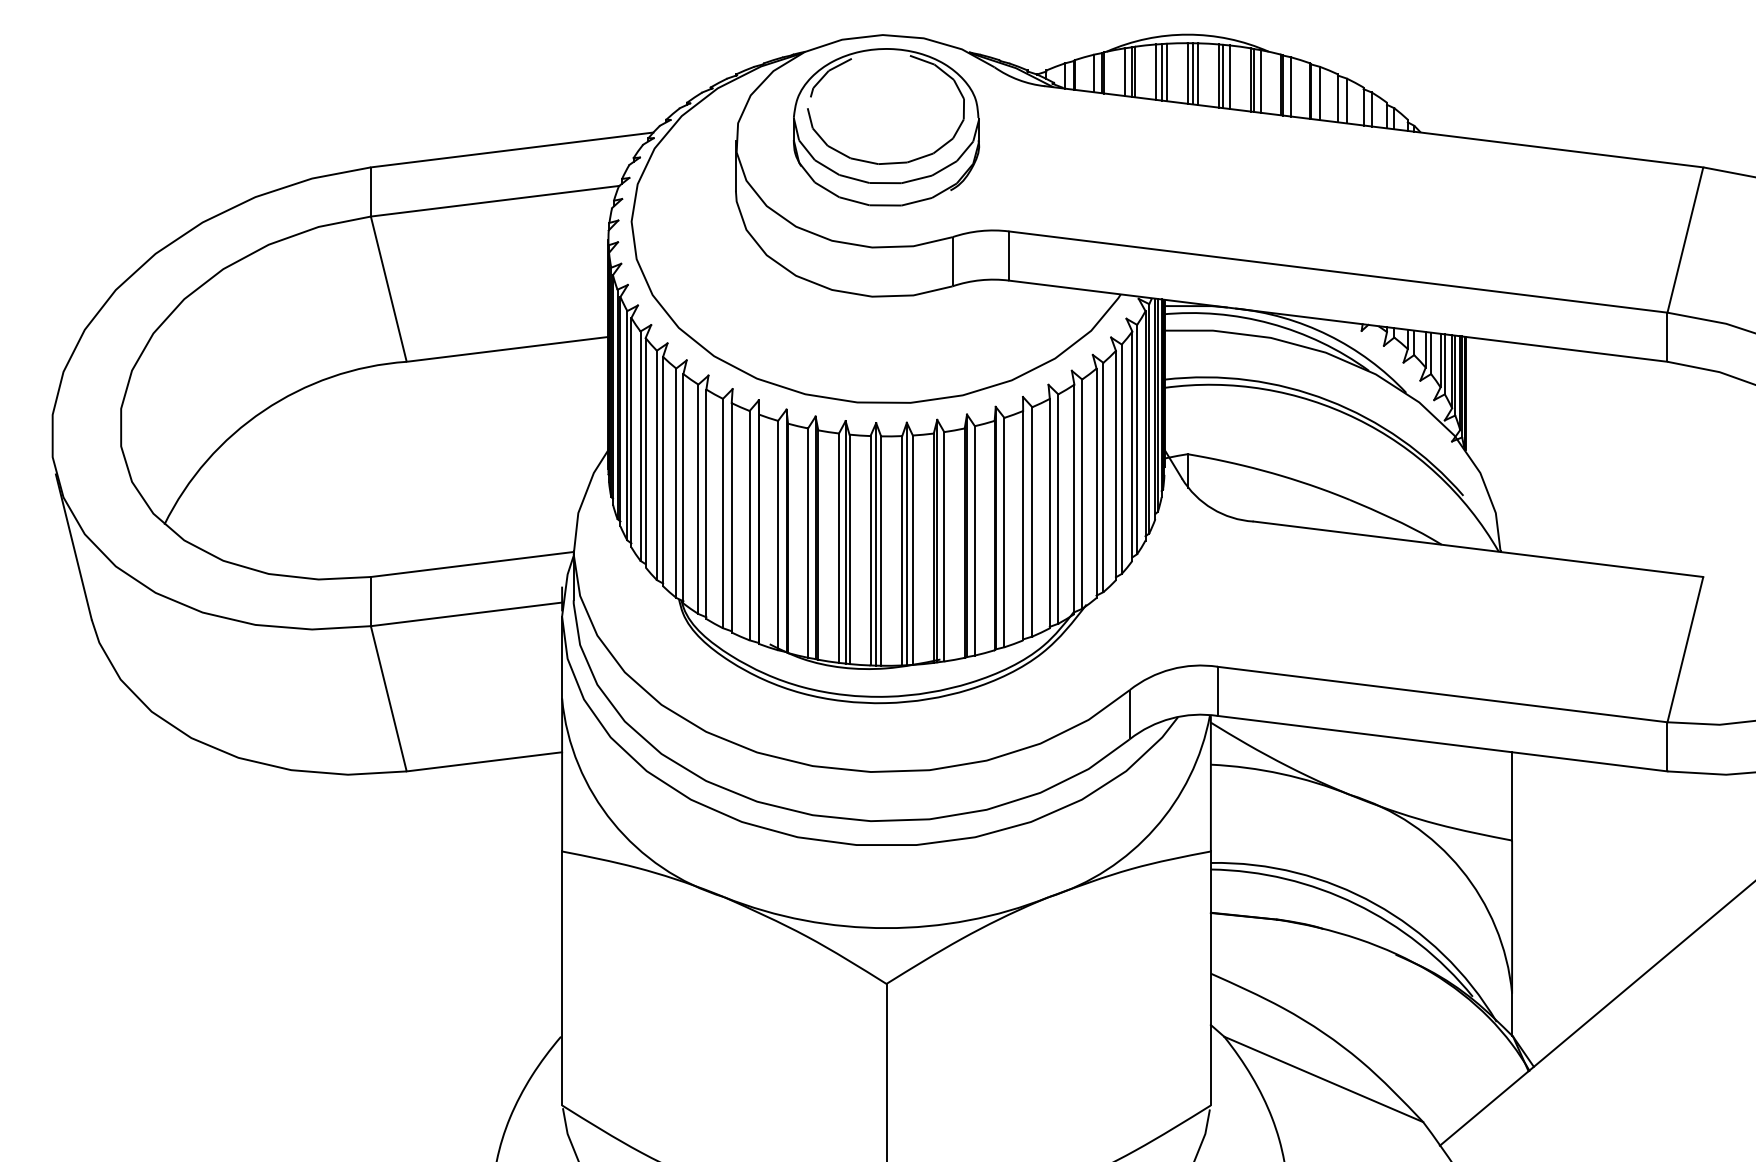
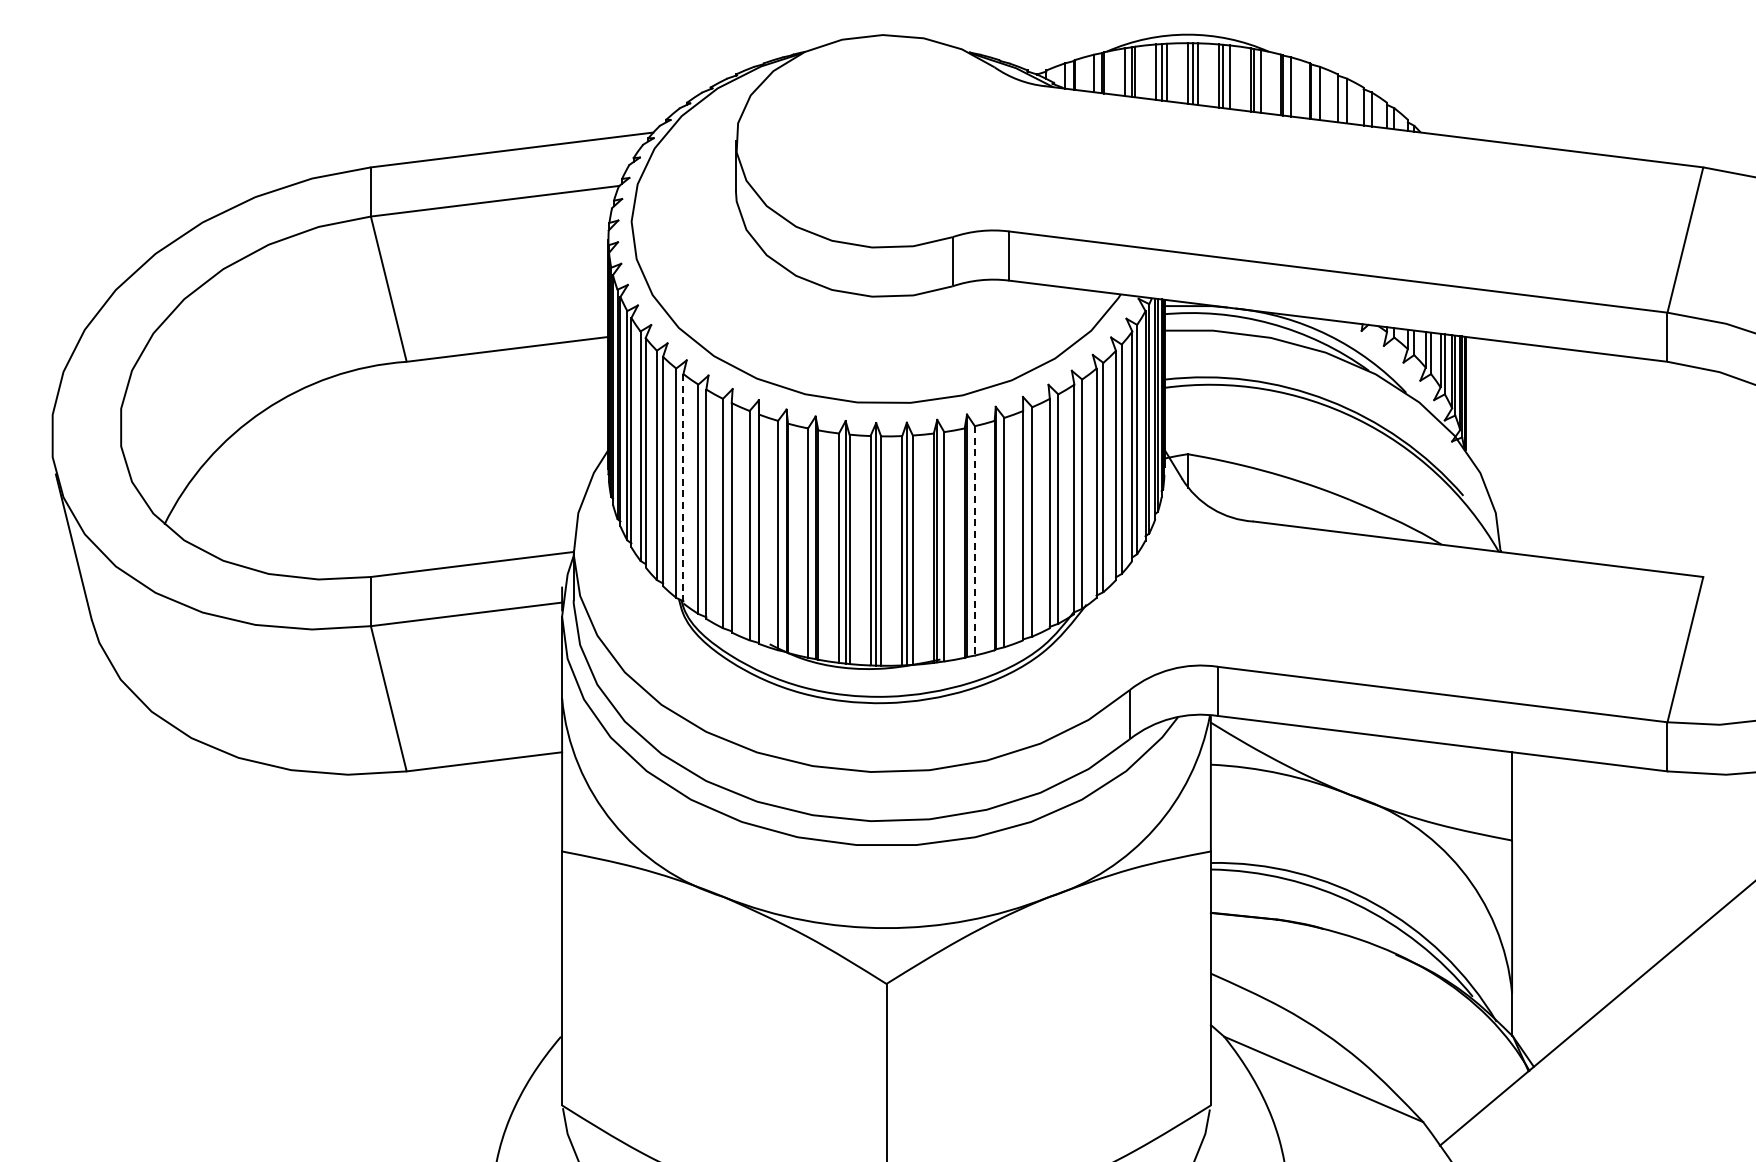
part: present -> none (886, 127)
line: solid -> dashed (683, 488)
line: solid -> dashed (974, 540)
